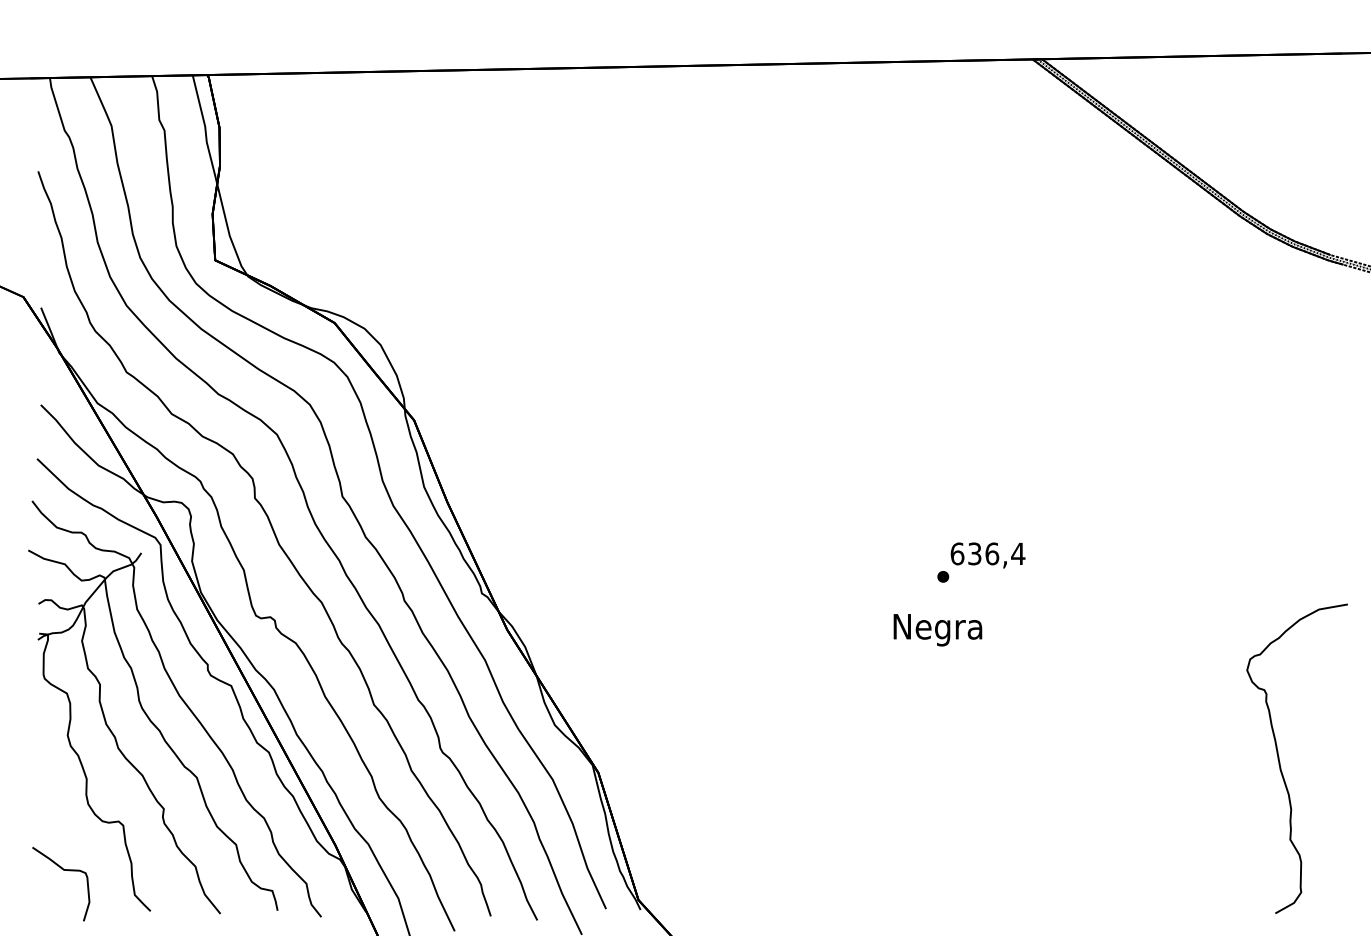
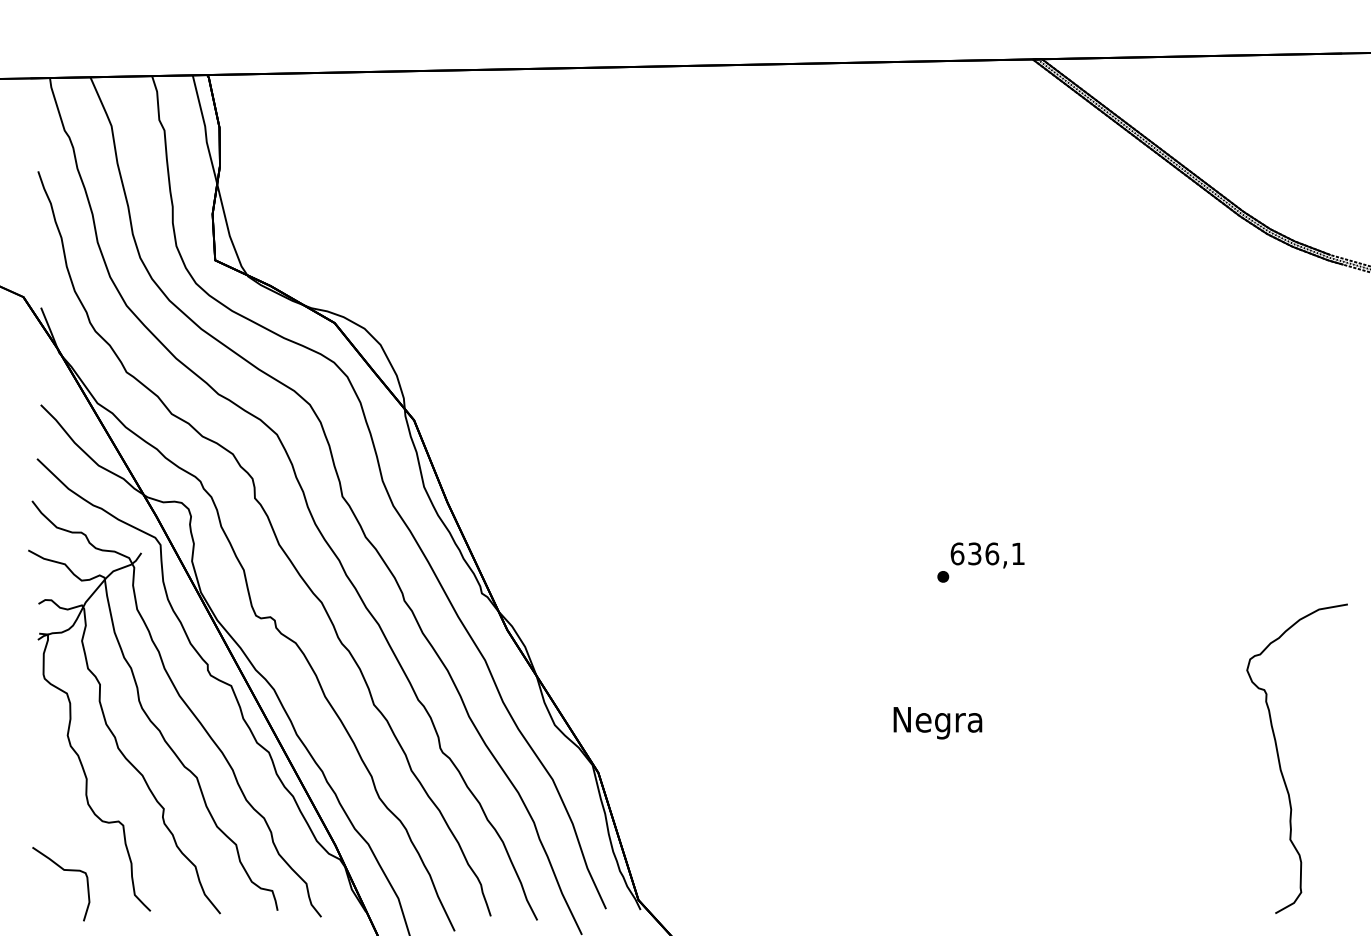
text: 636,4 -> 636,1 (1018, 553)
text position: (937, 630) -> (937, 723) (937, 723)
